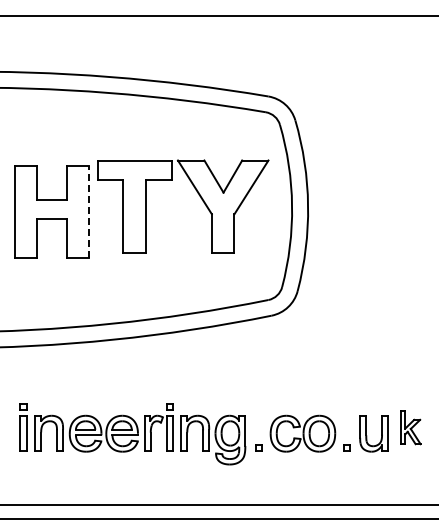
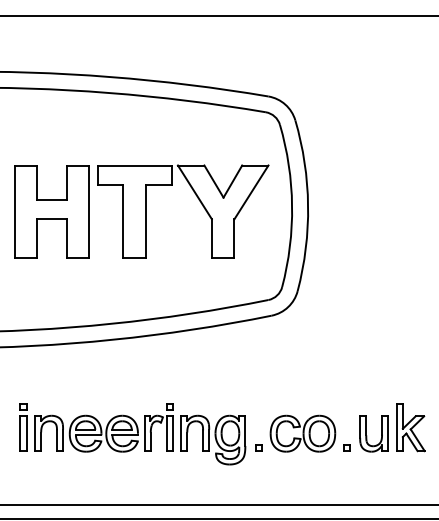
part position: (198, 195) -> (198, 200) (198, 200)
line: dashed -> solid (89, 211)
part size: 22x36 px -> 30x50 px (410, 427)
